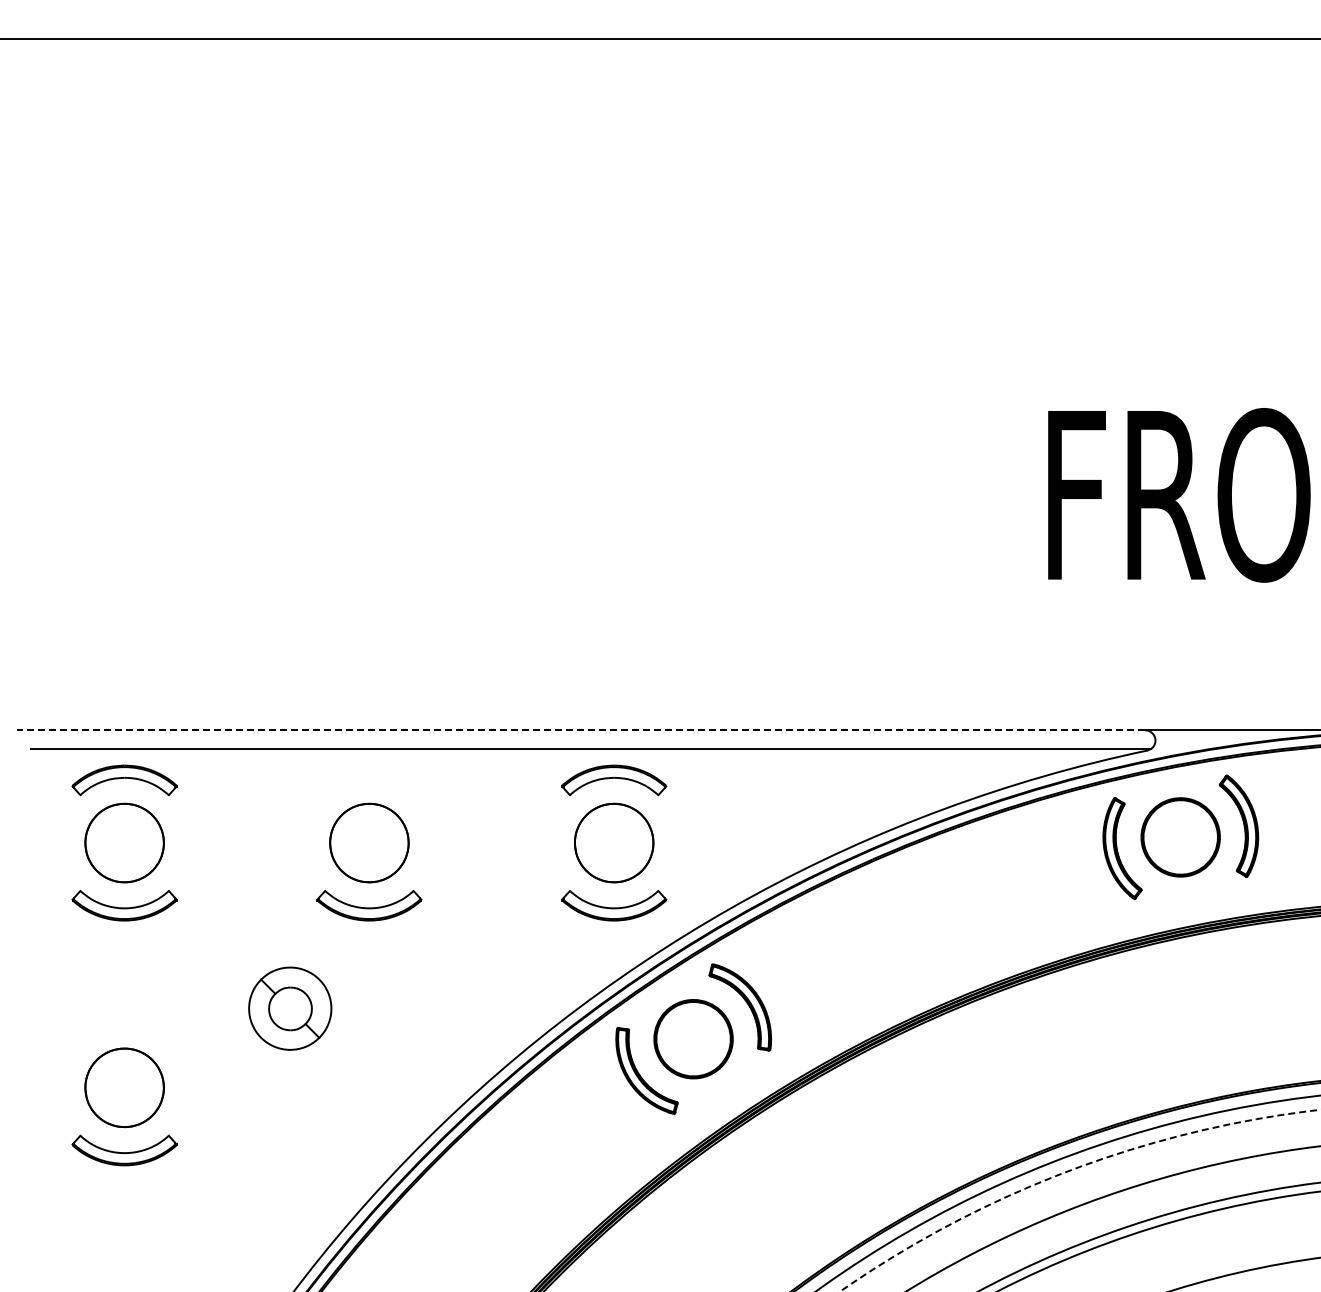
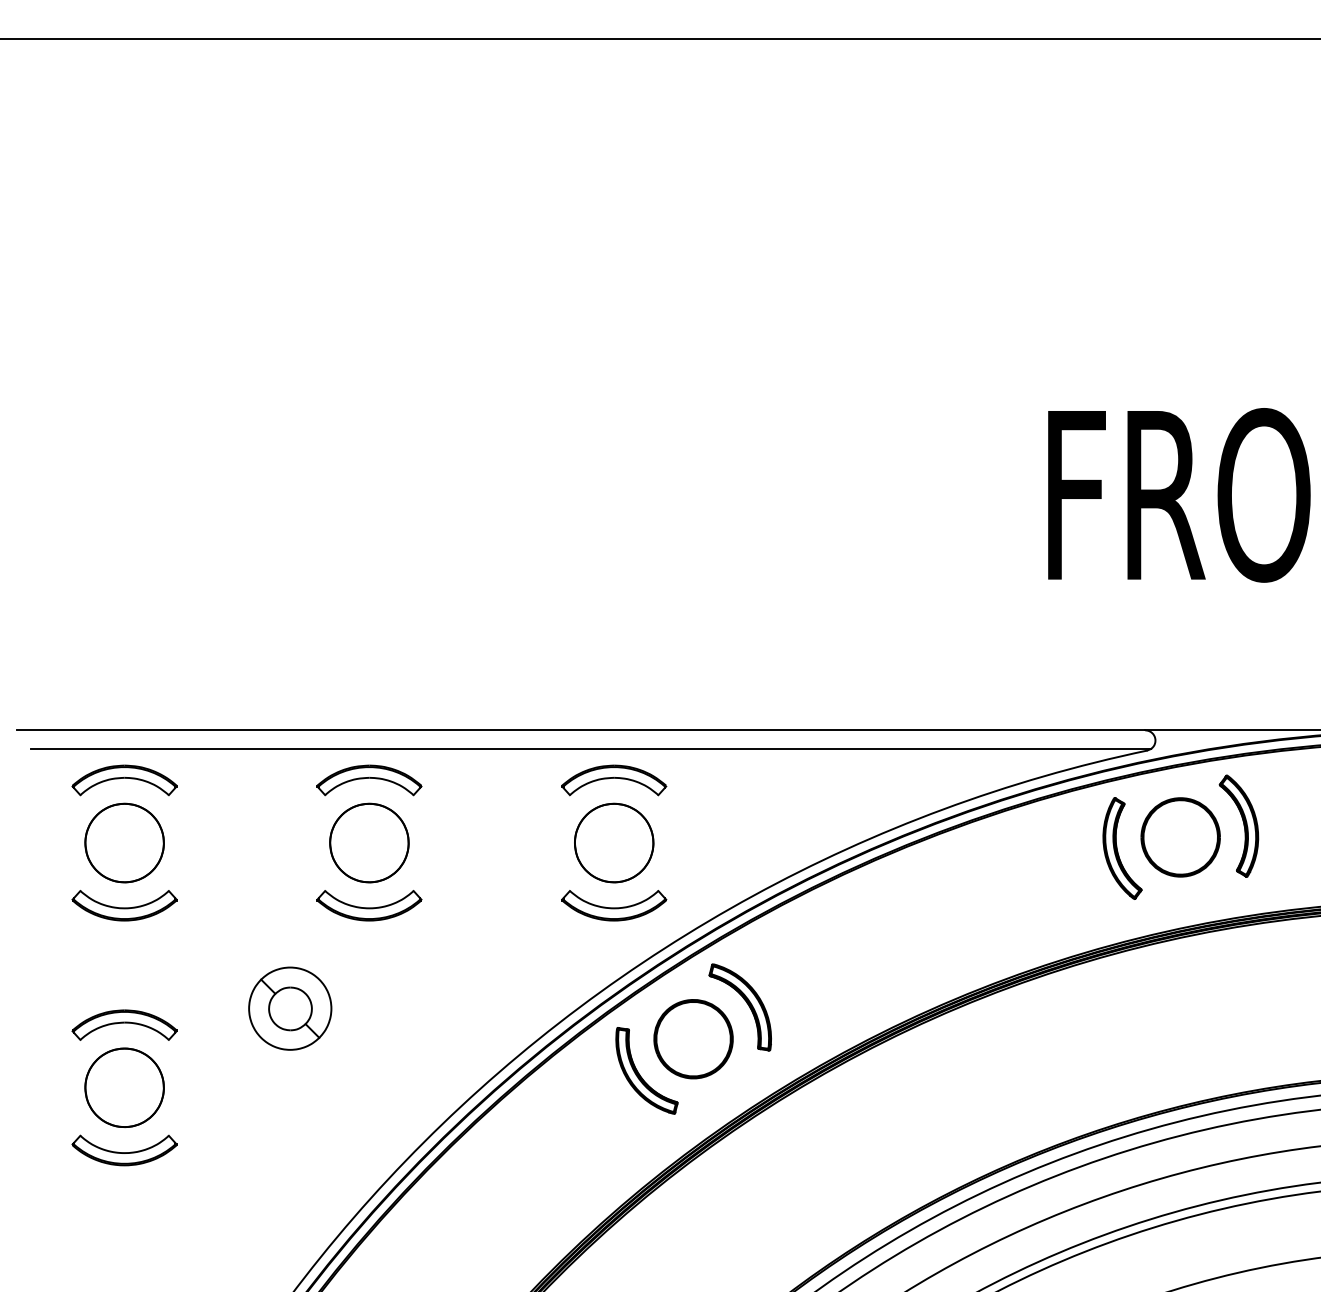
line: dashed -> solid (580, 730)
part: none -> present (369, 780)
part: none -> present (124, 1024)
circle: dashed -> solid (1080, 1200)
